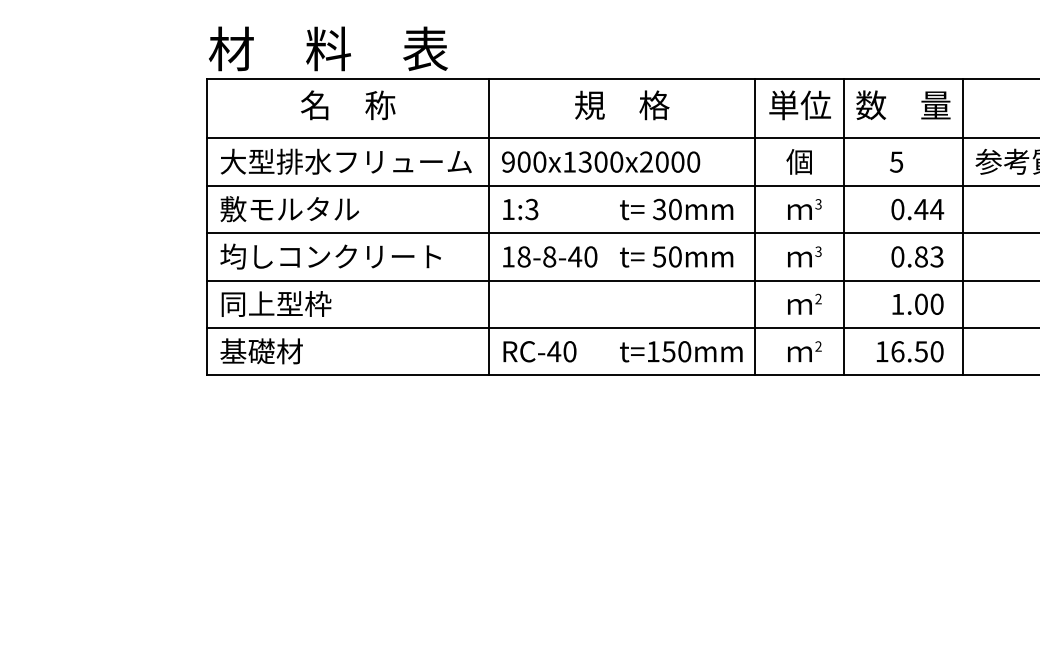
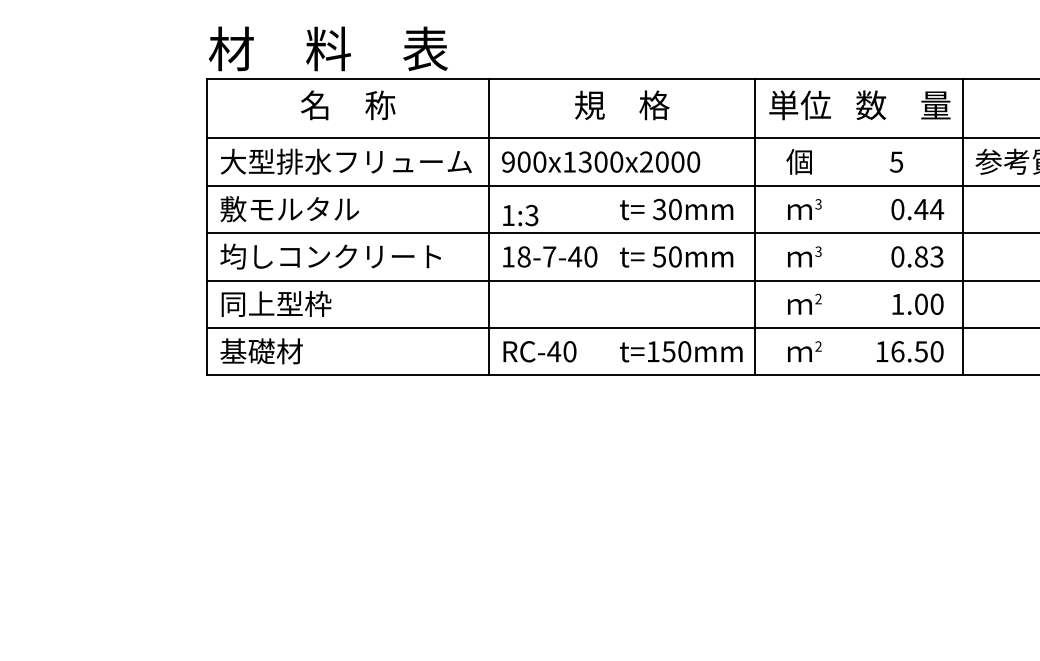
text position: (520, 209) -> (520, 215) (520, 215)
line: present -> none (844, 227)
text: 18-8-40 -> 18-7-40 (549, 256)
